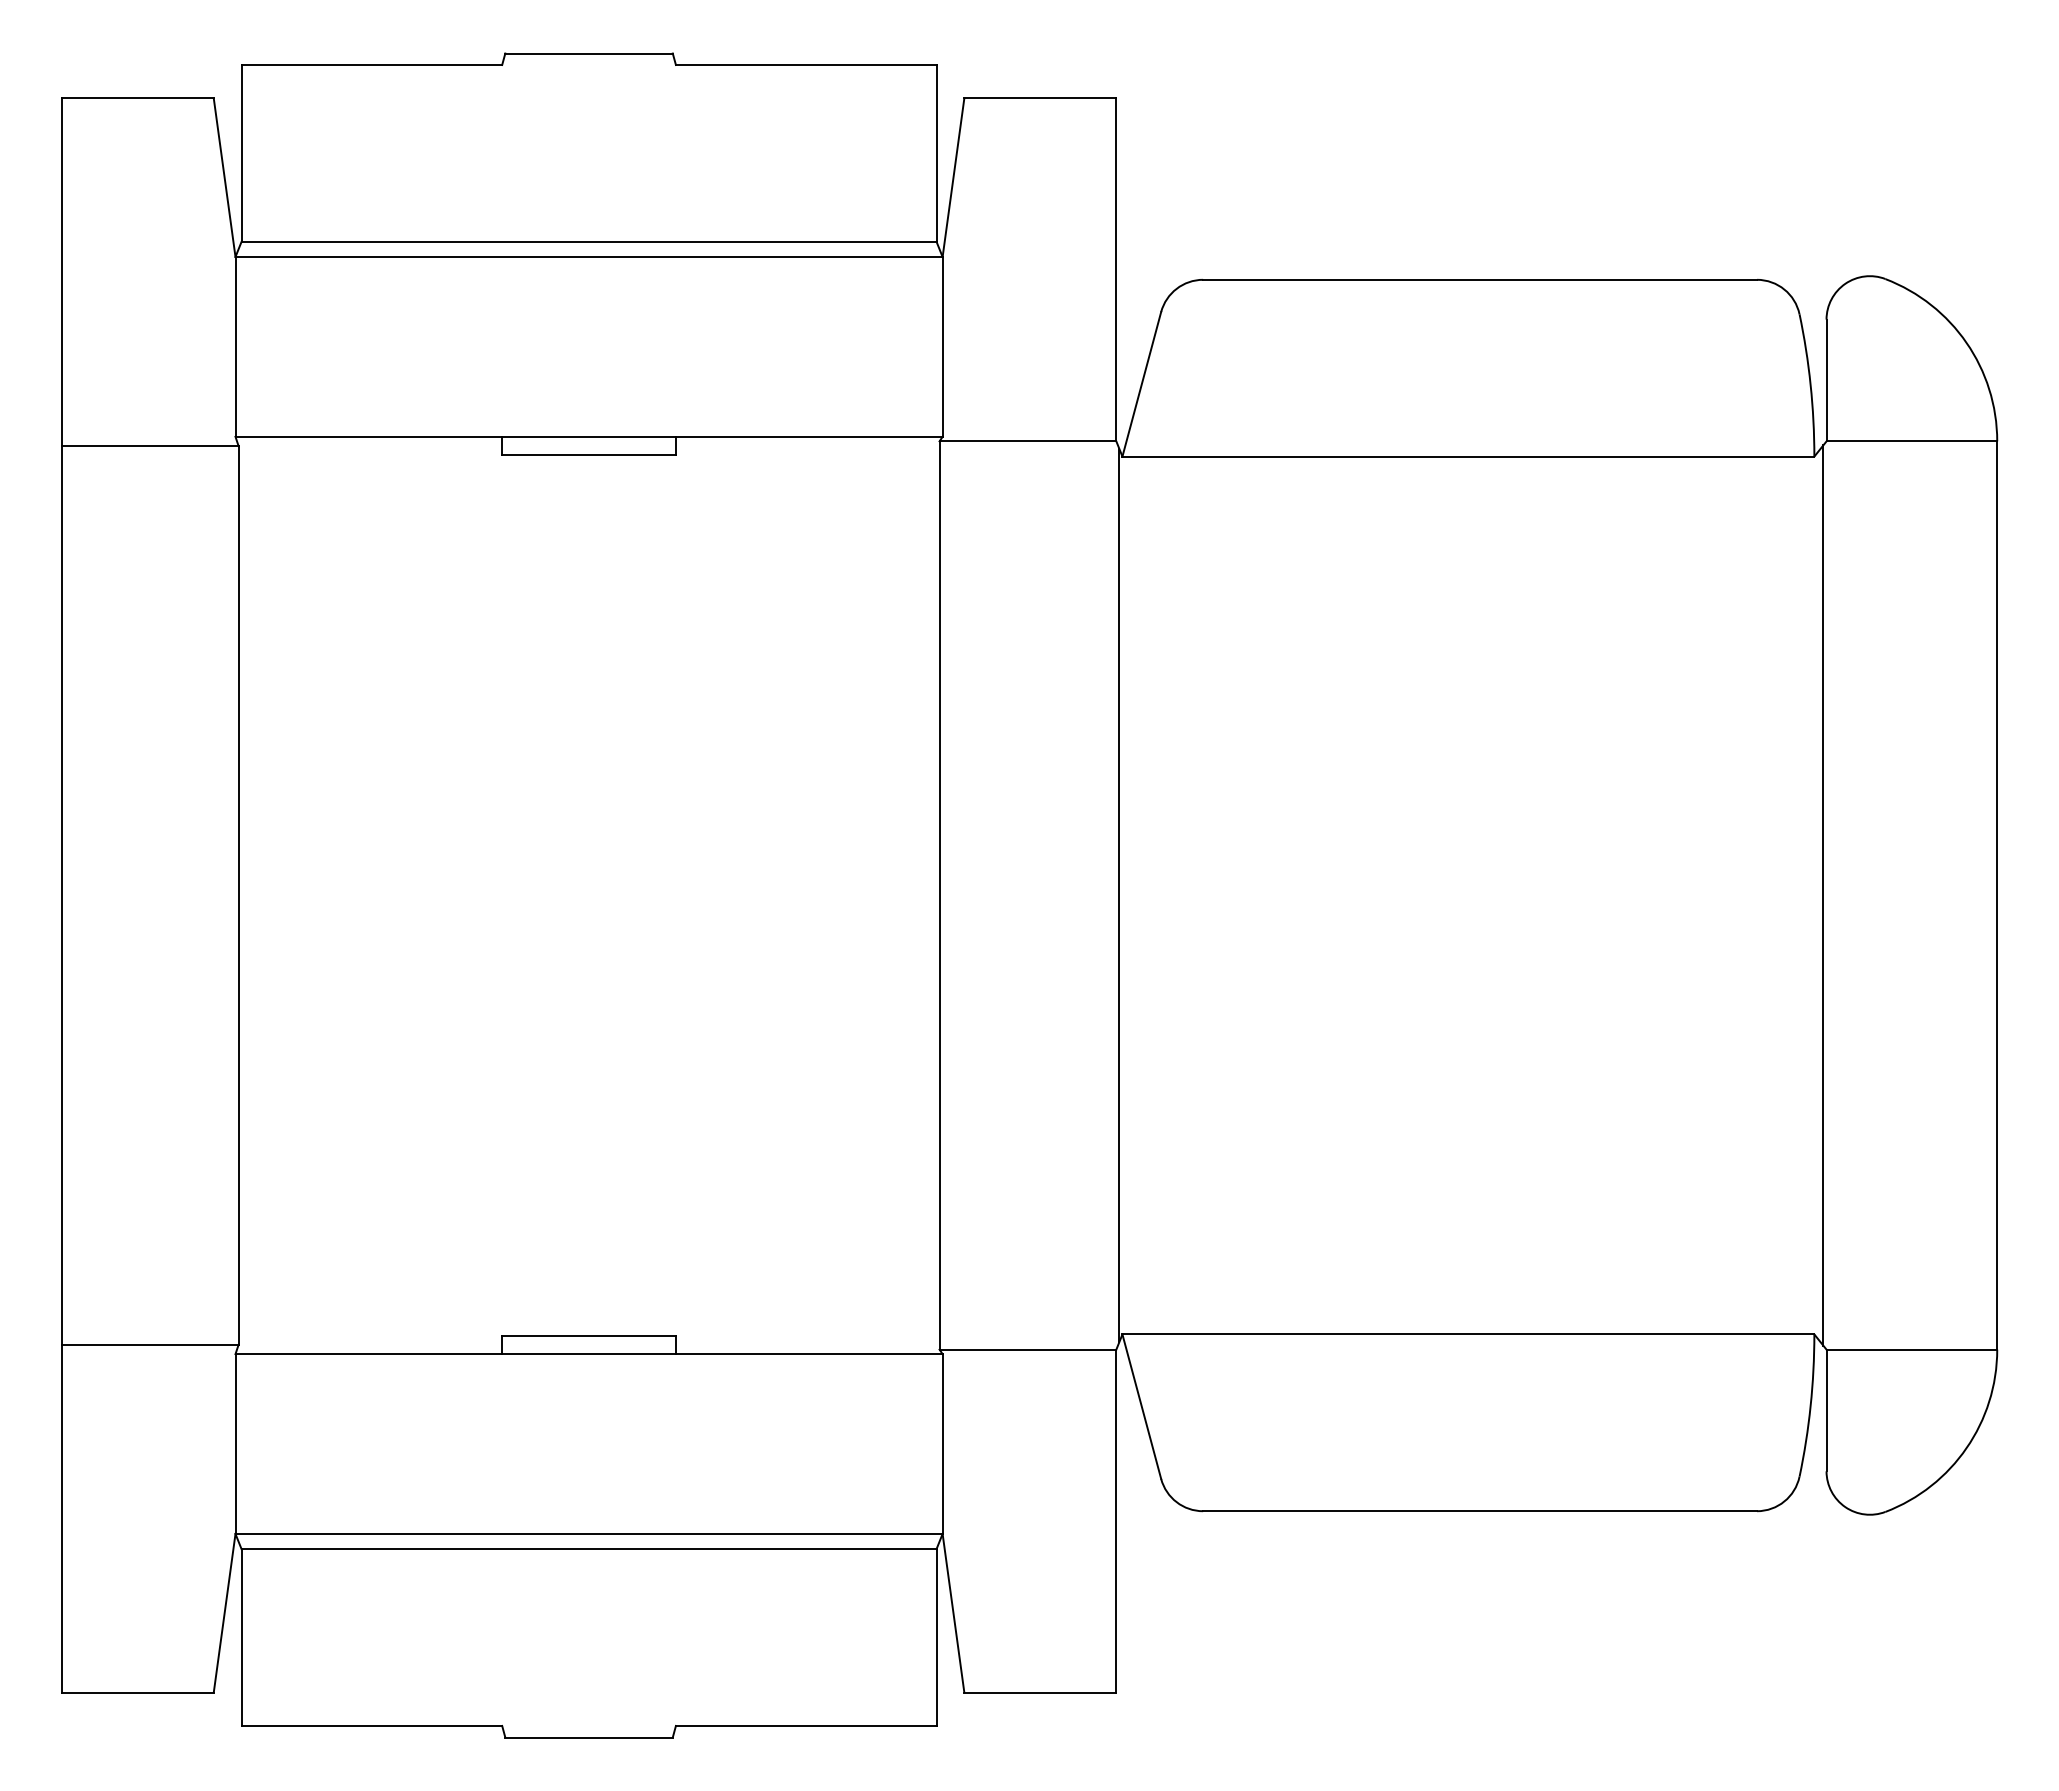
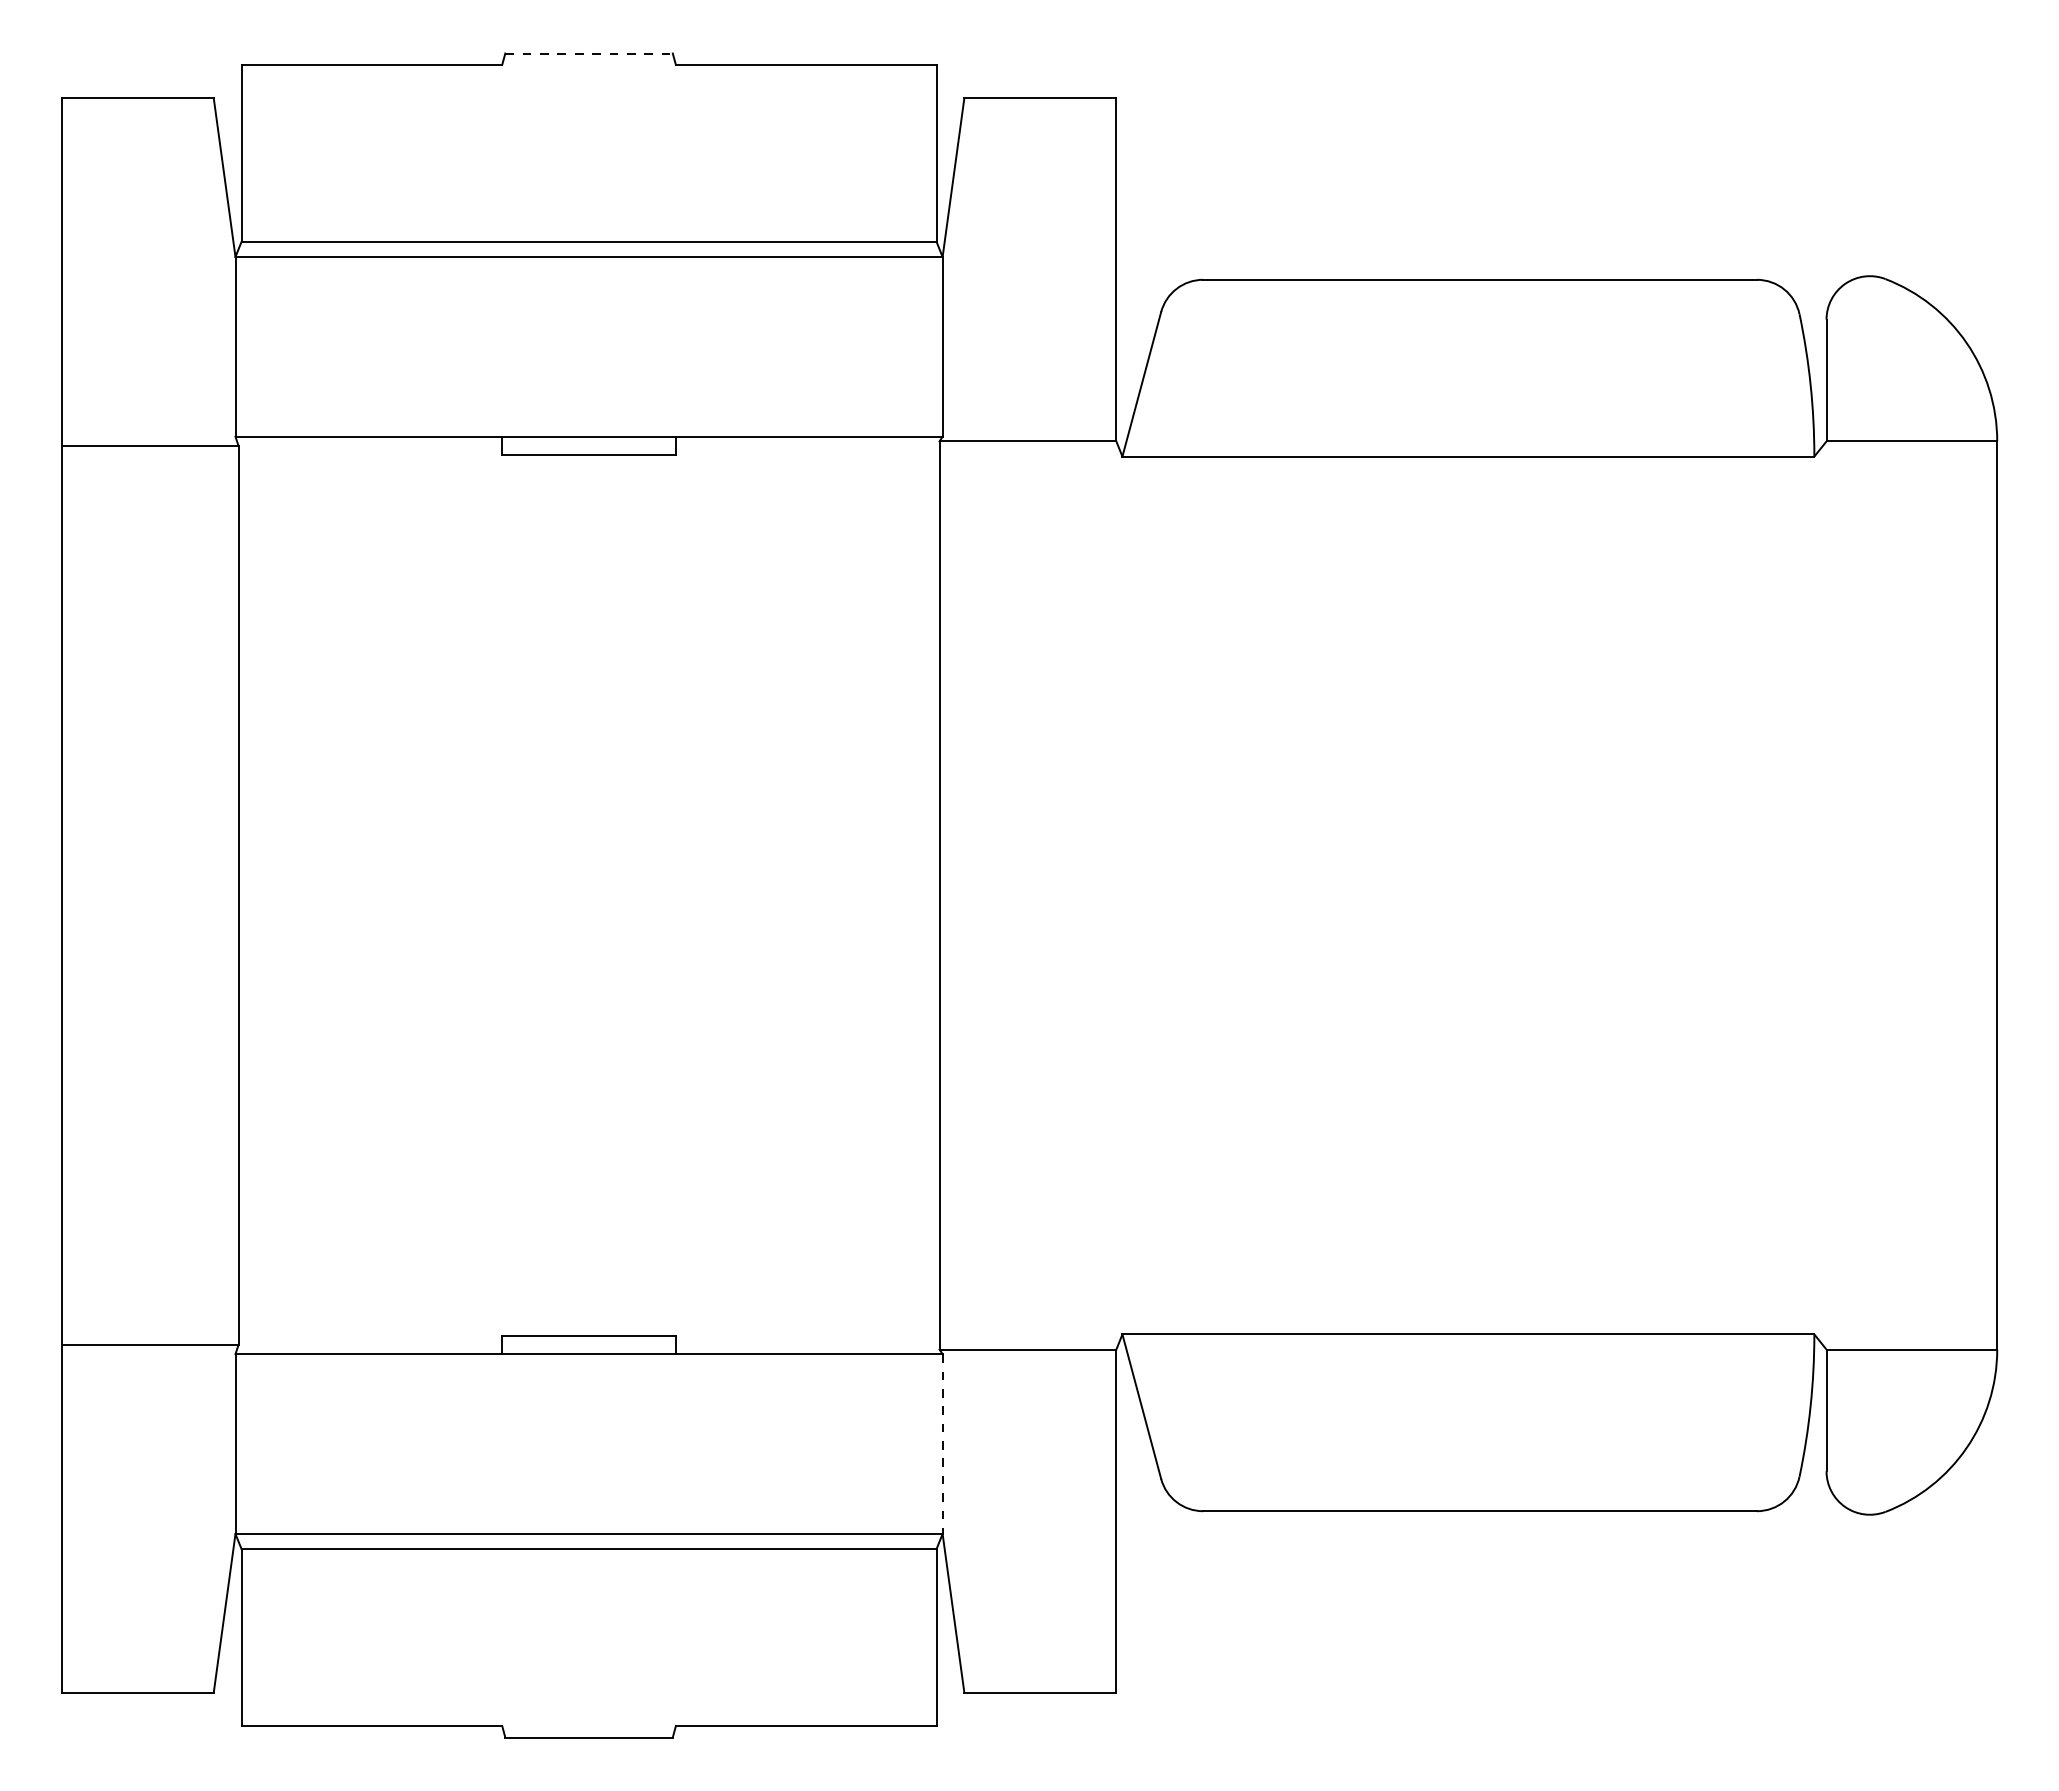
line: solid -> dashed (589, 53)
line: present -> none (1119, 894)
line: present -> none (1823, 895)
line: solid -> dashed (942, 1444)
